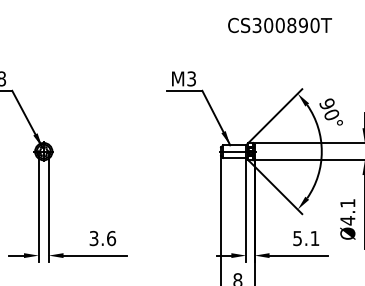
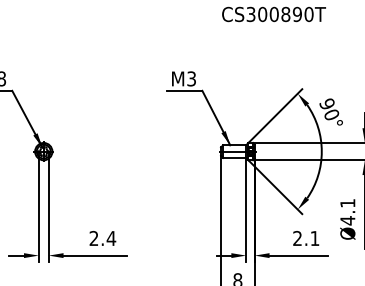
text position: (279, 25) -> (273, 14) (273, 14)
text: 3.6 -> 2.4 (102, 238)
text: 5.1 -> 2.1 (297, 238)
